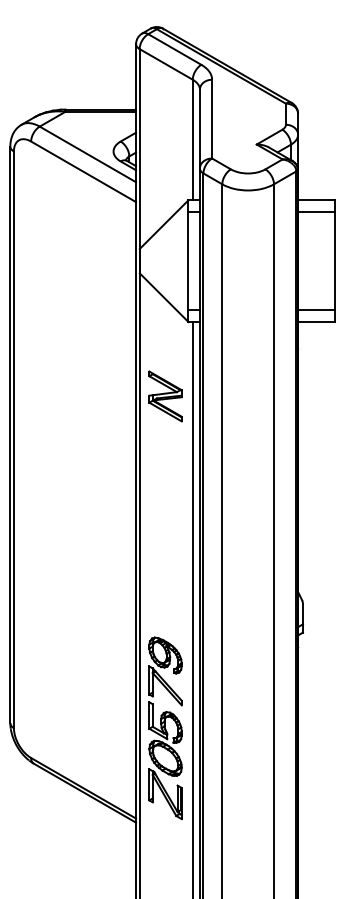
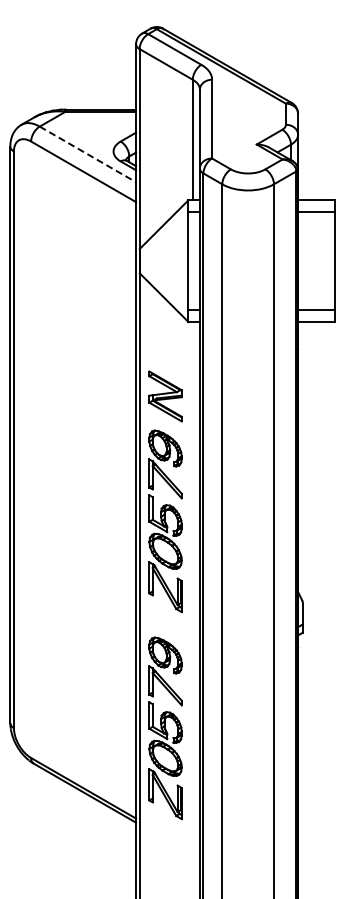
line: solid -> dashed (87, 154)
part: none -> present (165, 520)
line: present -> none (192, 608)
